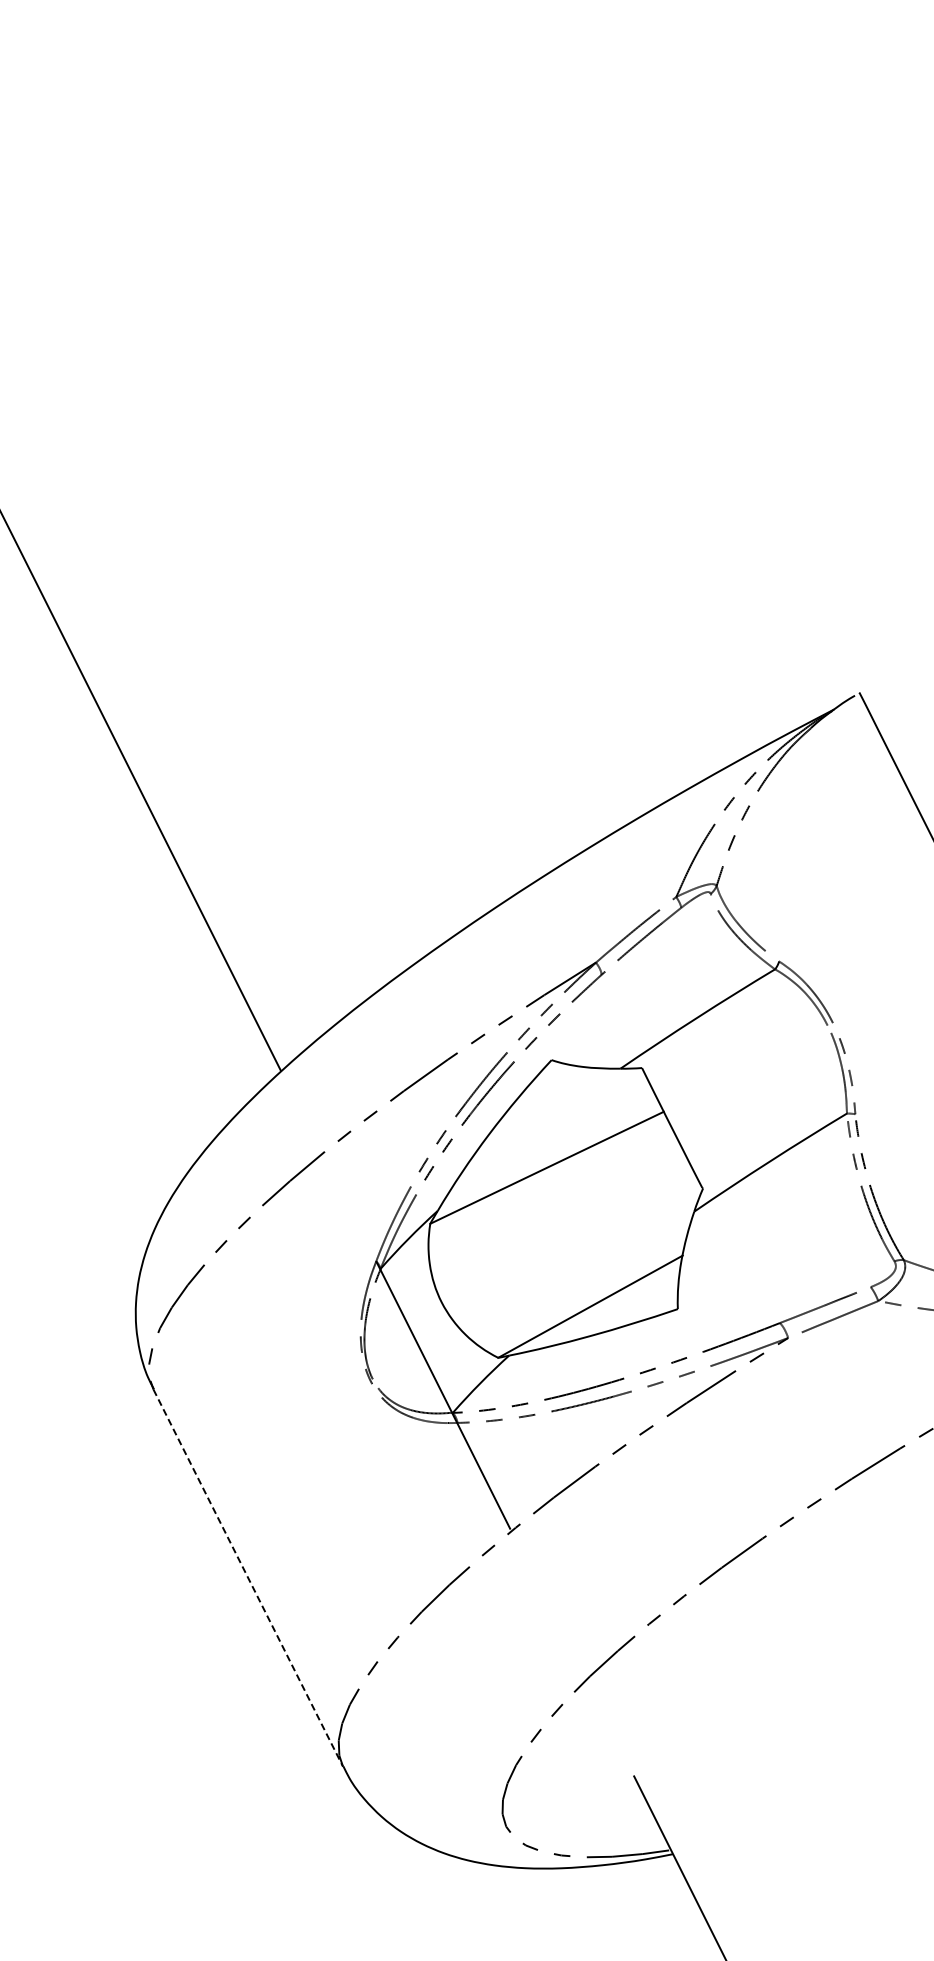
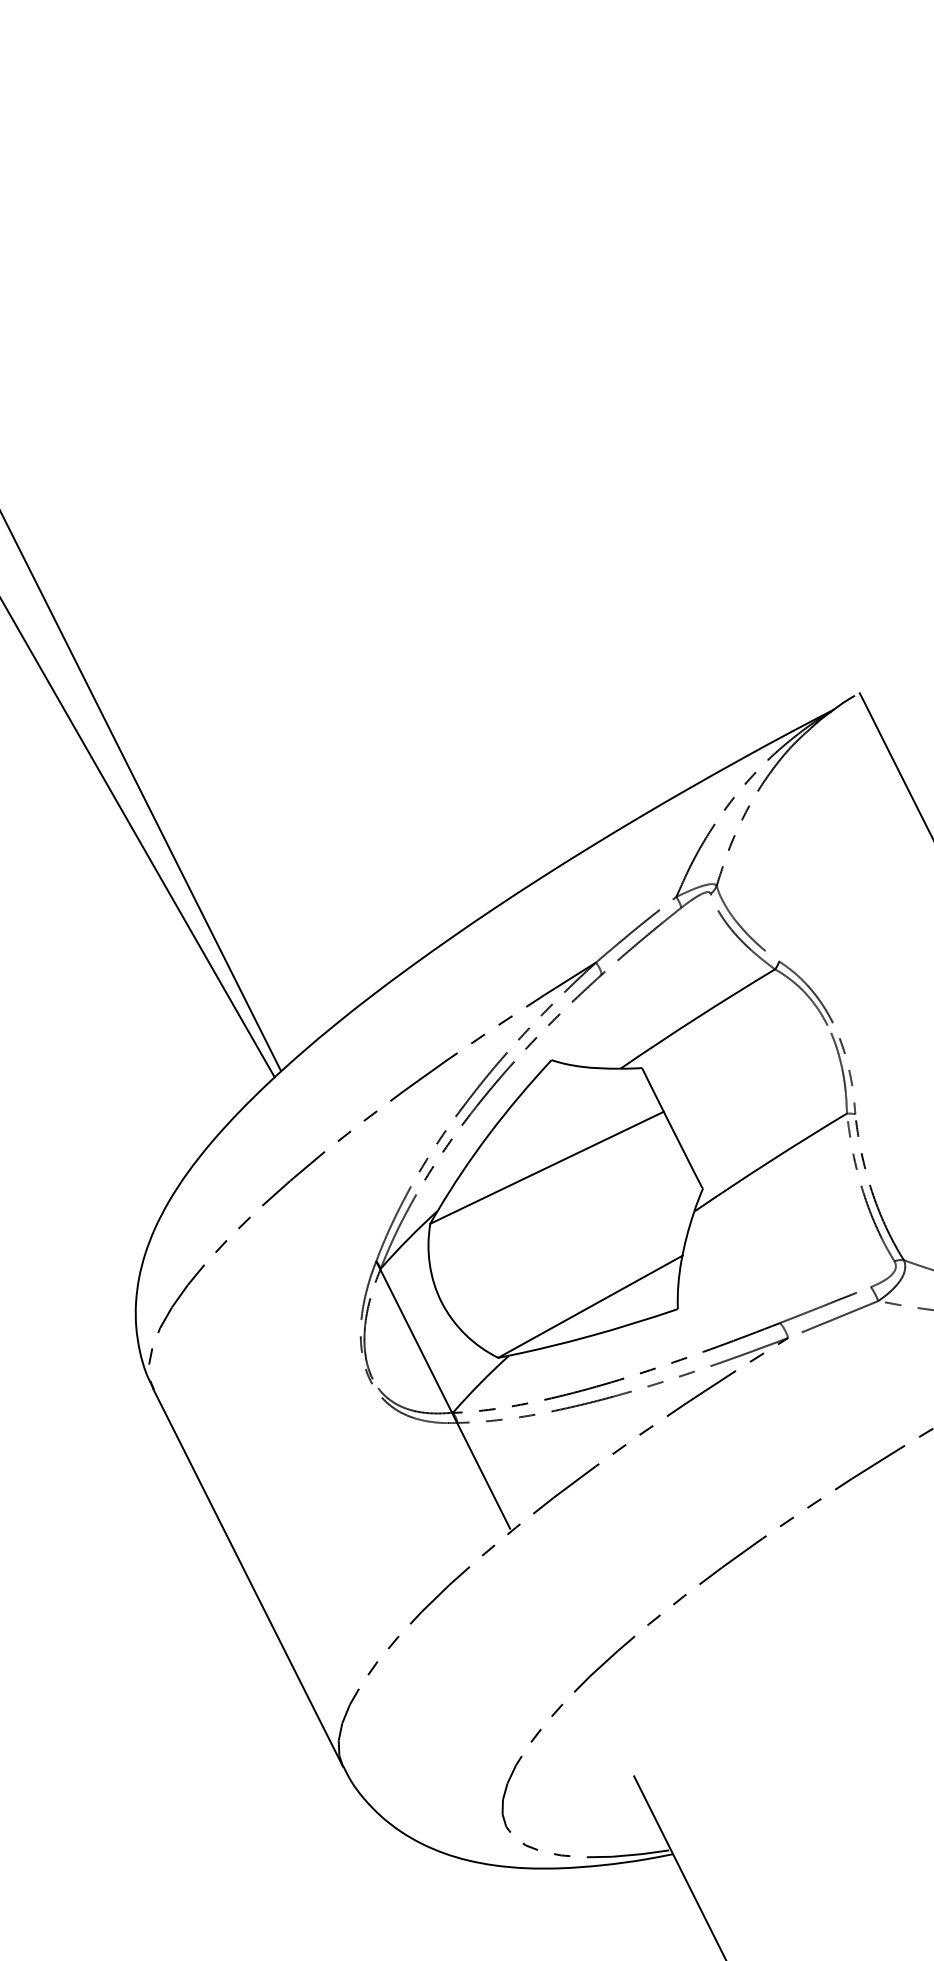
line: none -> present (138, 838)
line: dashed -> solid (248, 1578)
